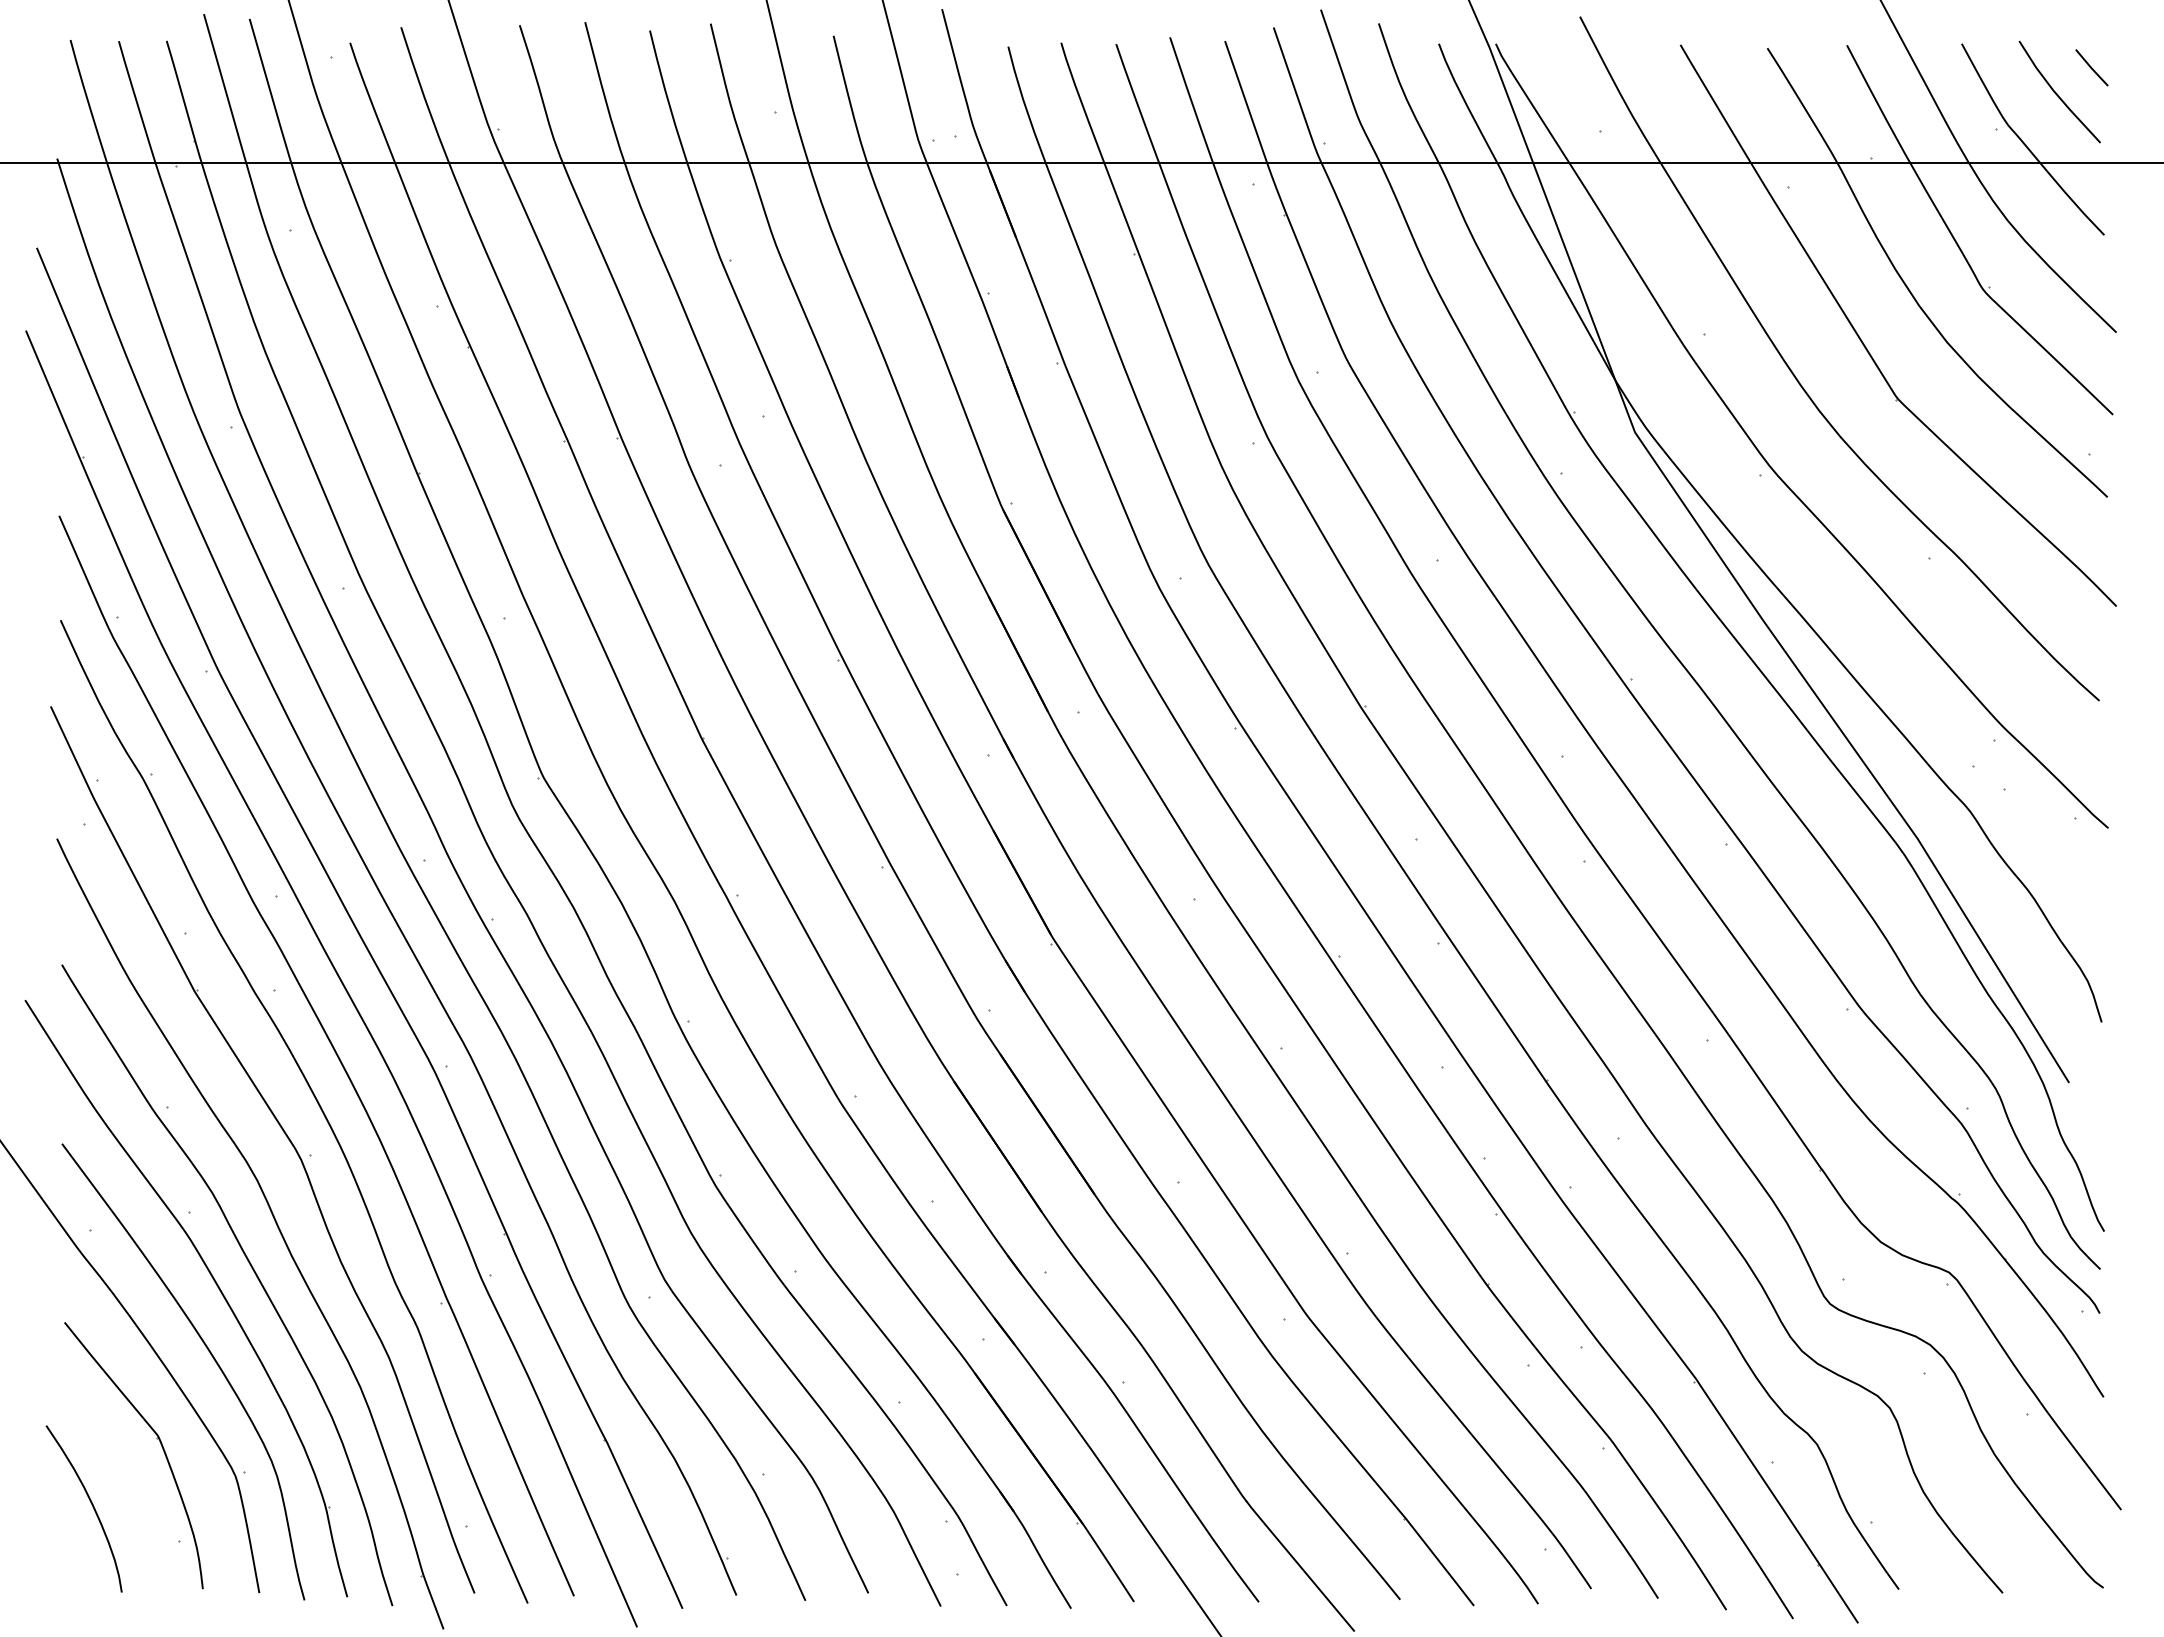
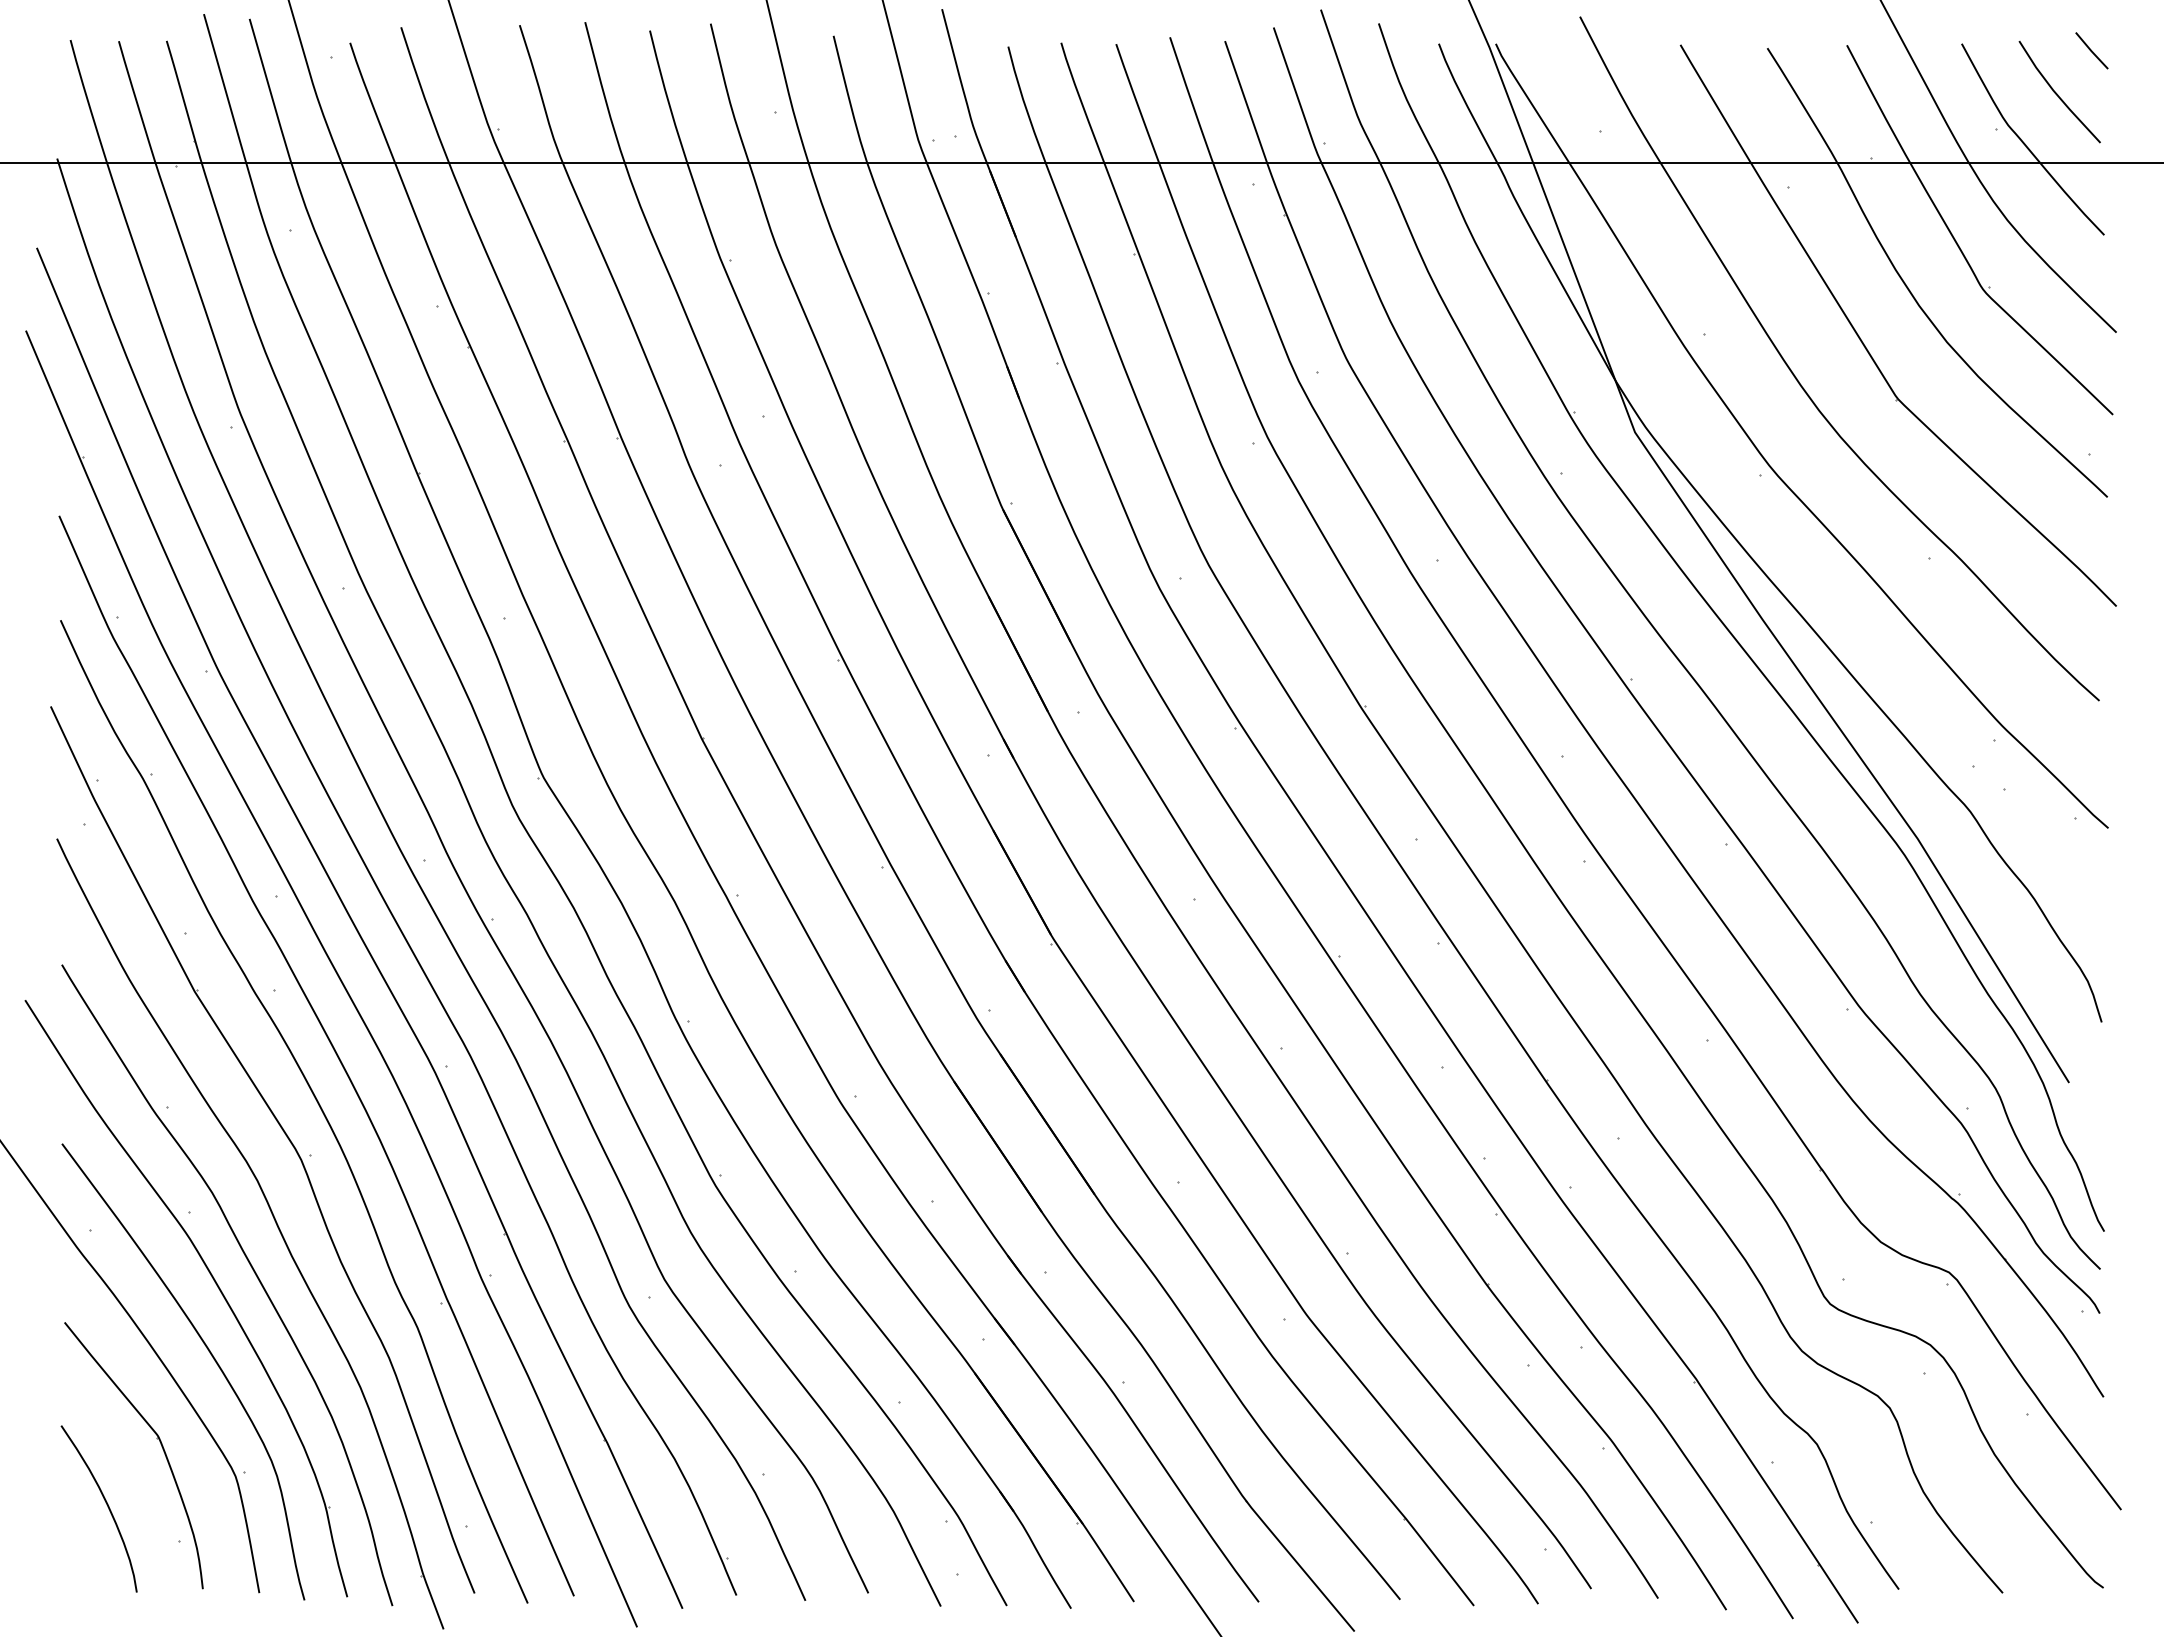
line position: (2091, 67) -> (2091, 50) (2091, 50)
curve position: (91, 1504) -> (106, 1504) (106, 1504)
